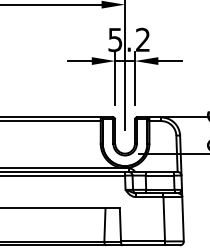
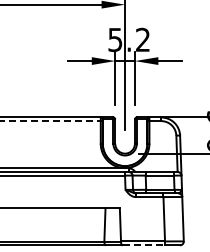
line: solid -> dashed (50, 121)
line: solid -> dashed (144, 245)
